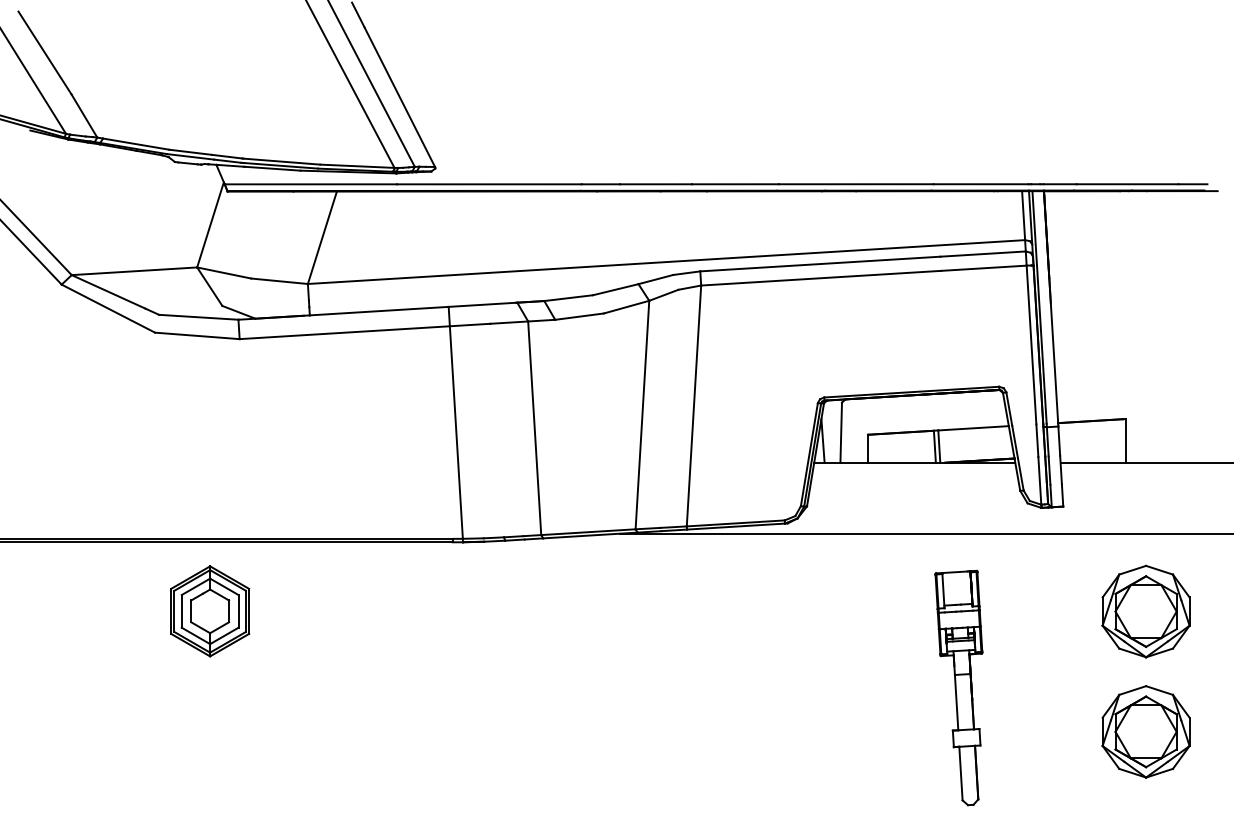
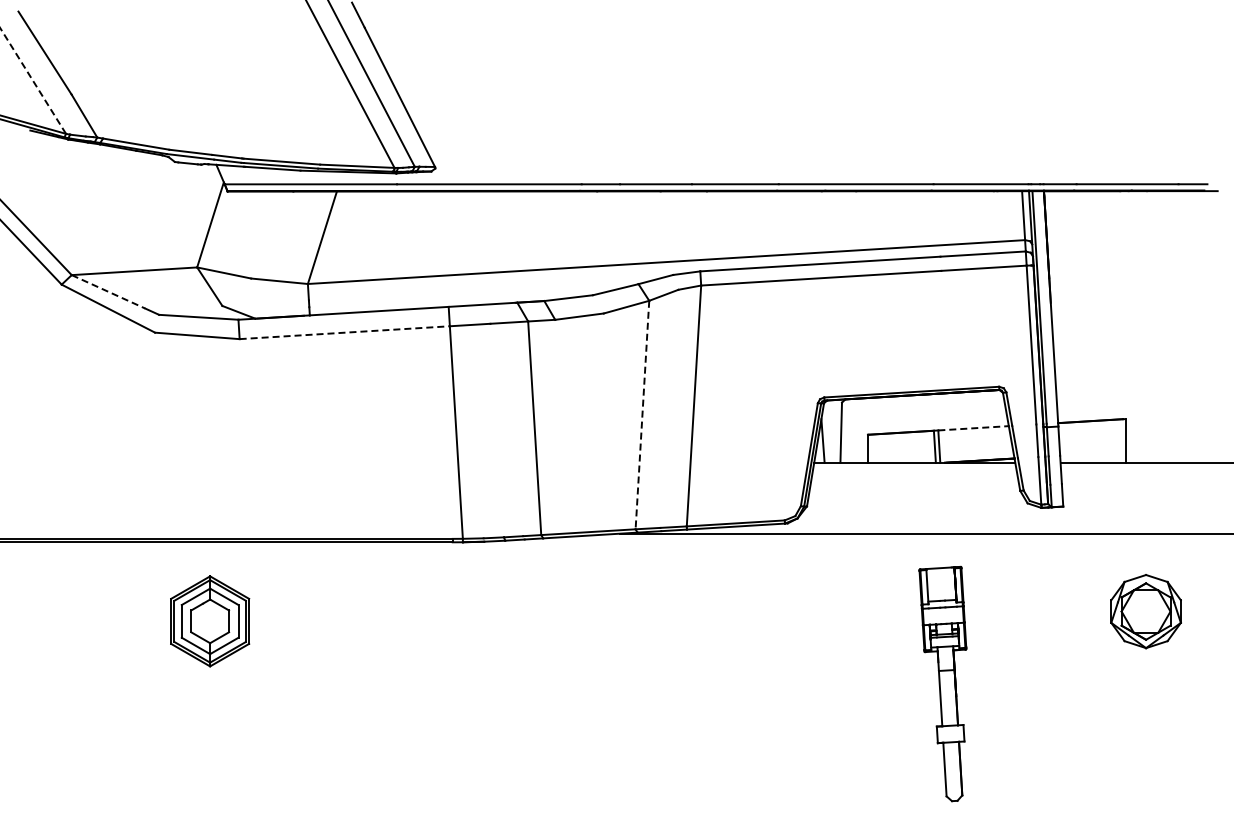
line: solid -> dashed (32, 80)
line: solid -> dashed (108, 292)
line: solid -> dashed (345, 332)
line: solid -> dashed (642, 415)
line: solid -> dashed (974, 428)
part position: (210, 611) -> (210, 621) (210, 621)
part size: 90x95 px -> 72x76 px (1145, 611)
part position: (958, 687) -> (942, 683) (942, 683)
part: present -> none (1145, 731)
